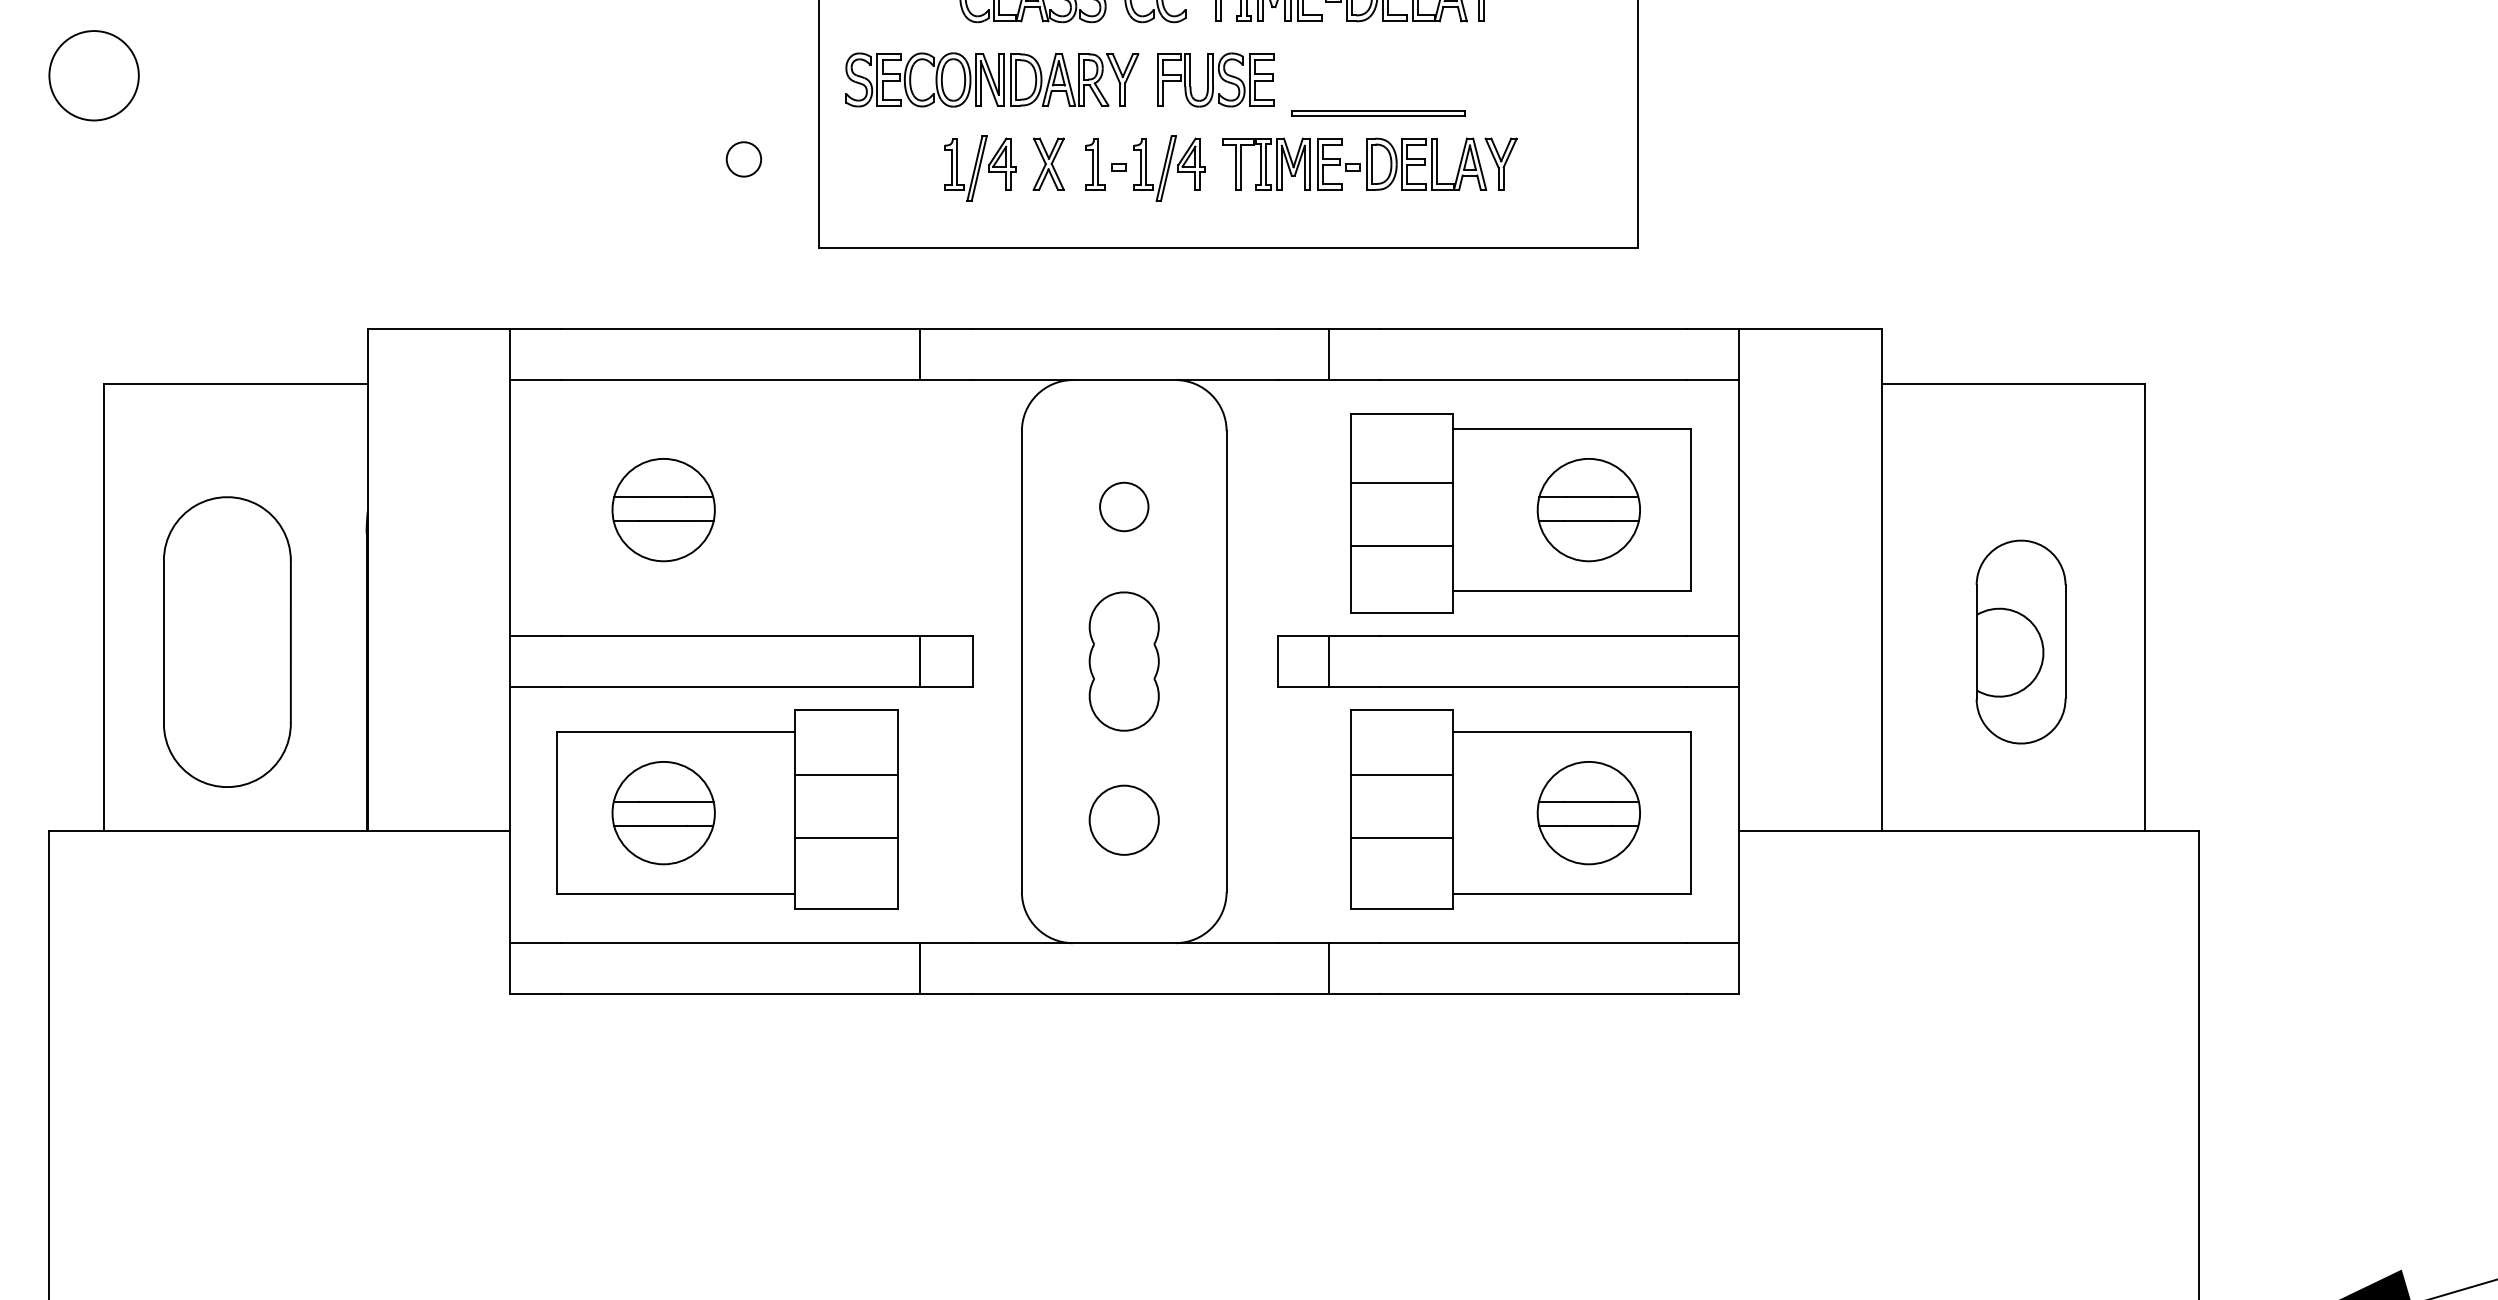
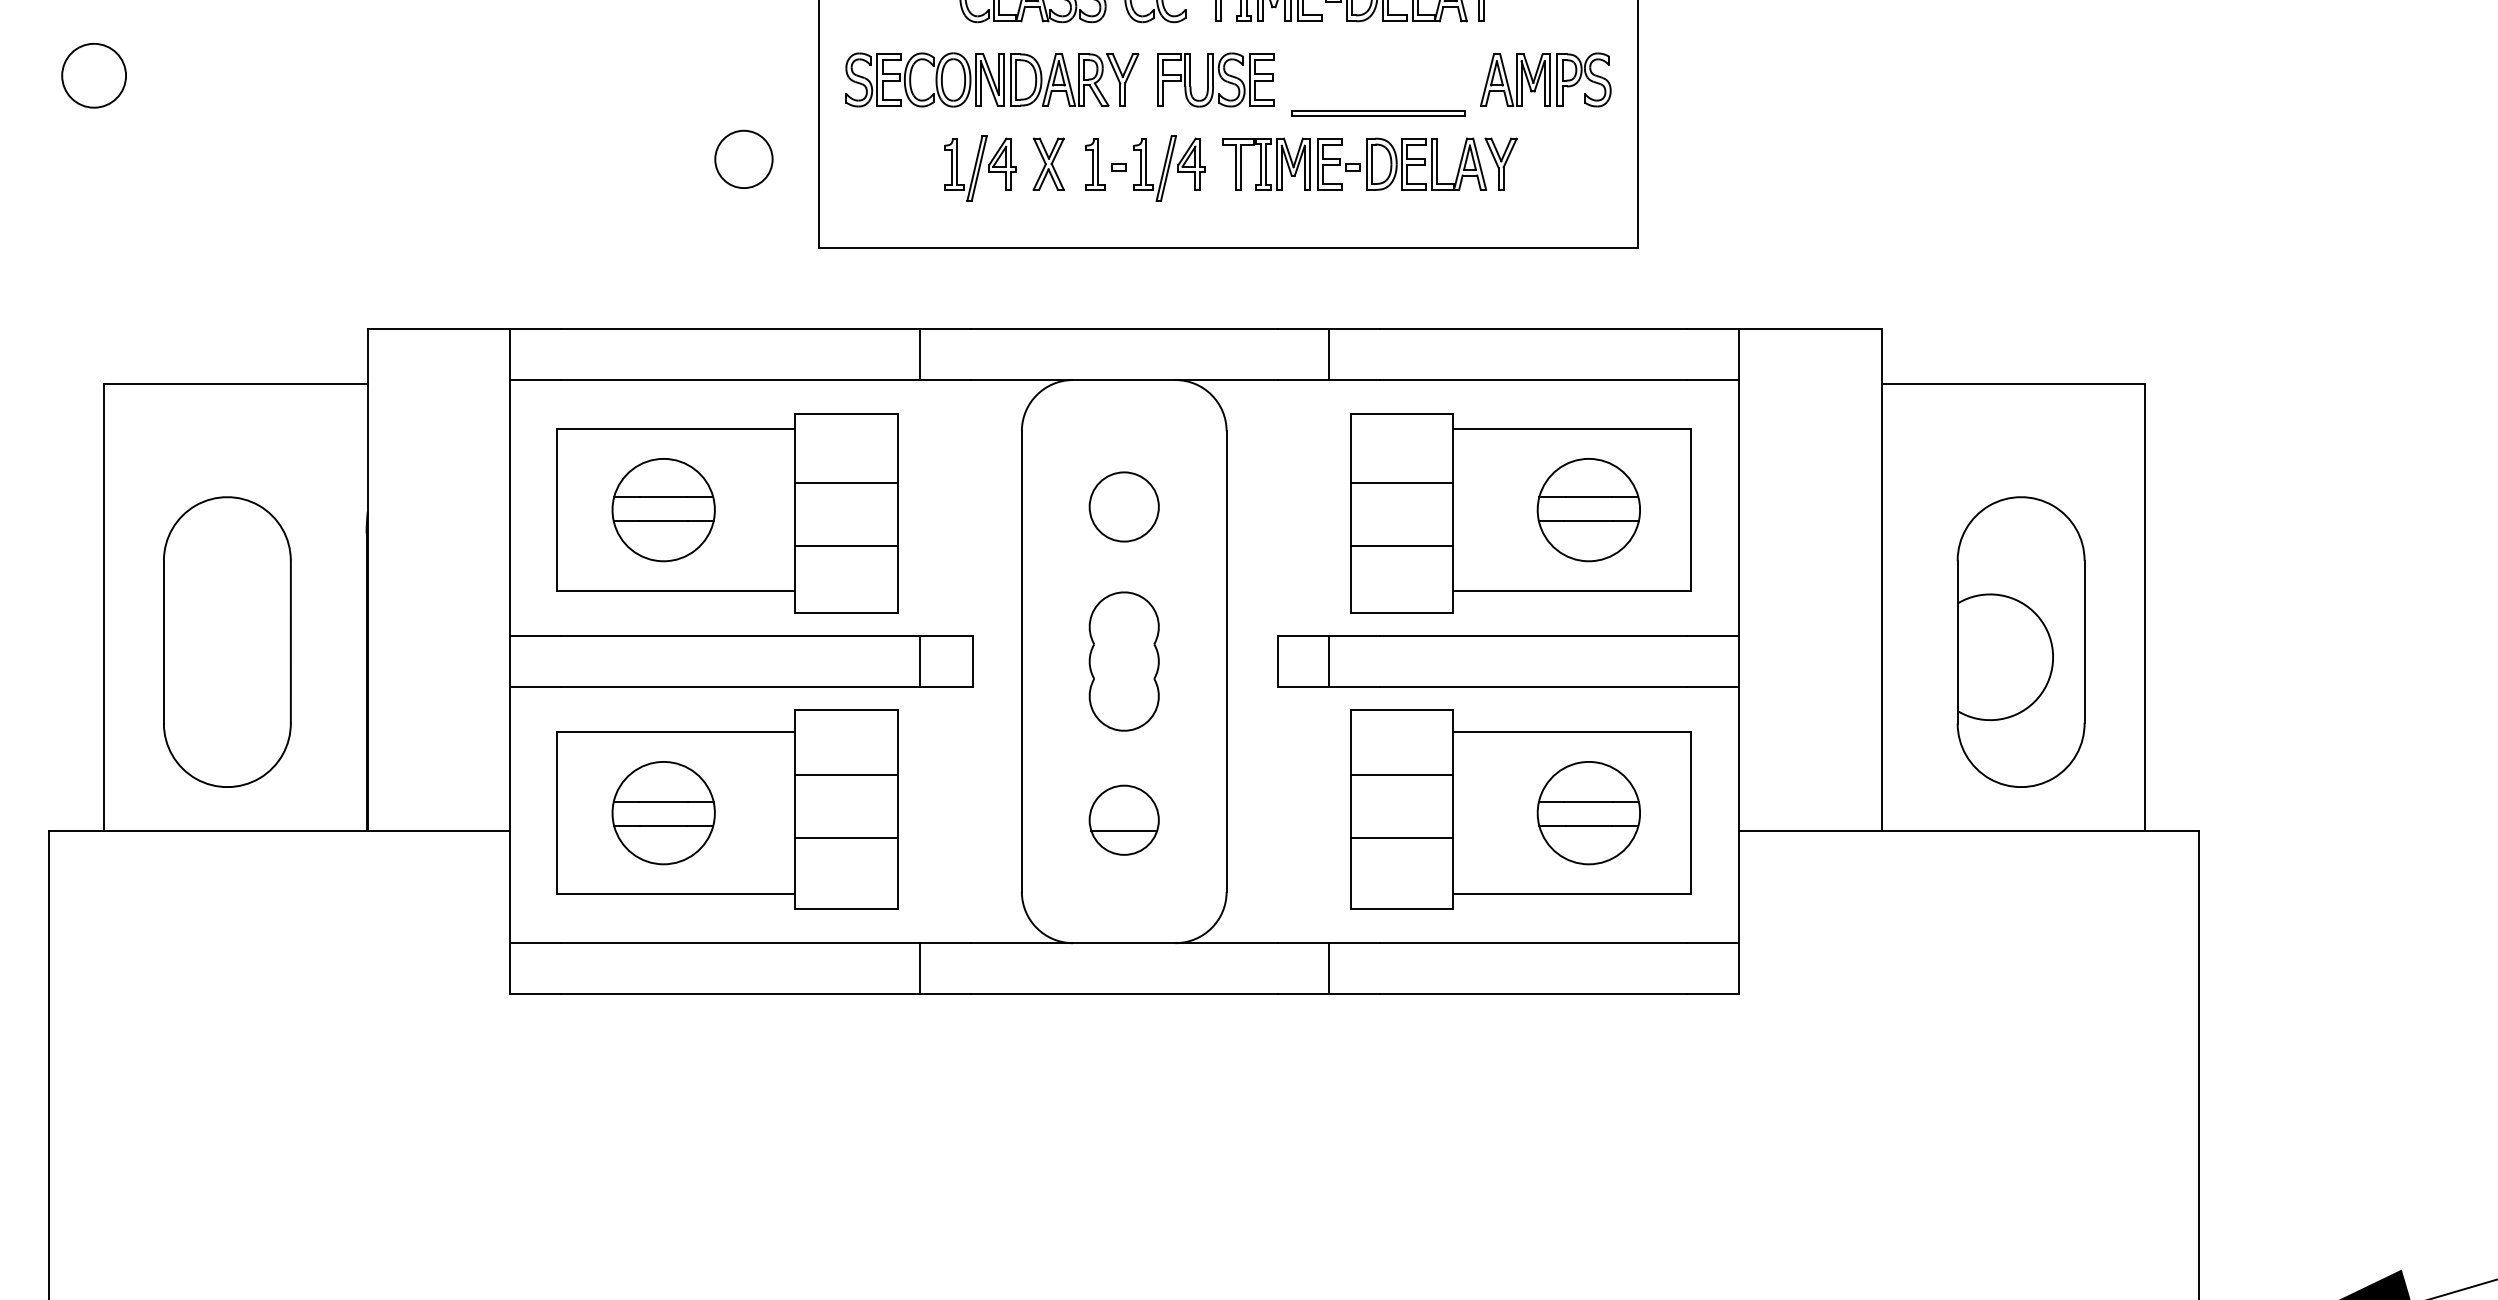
circle diameter: 89 px -> 64 px (94, 75)
part: none -> present (1545, 79)
circle diameter: 34 px -> 57 px (743, 159)
circle diameter: 48 px -> 69 px (1123, 506)
part: none -> present (727, 513)
part size: 92x206 px -> 130x292 px (2020, 641)
line: none -> present (1124, 830)
